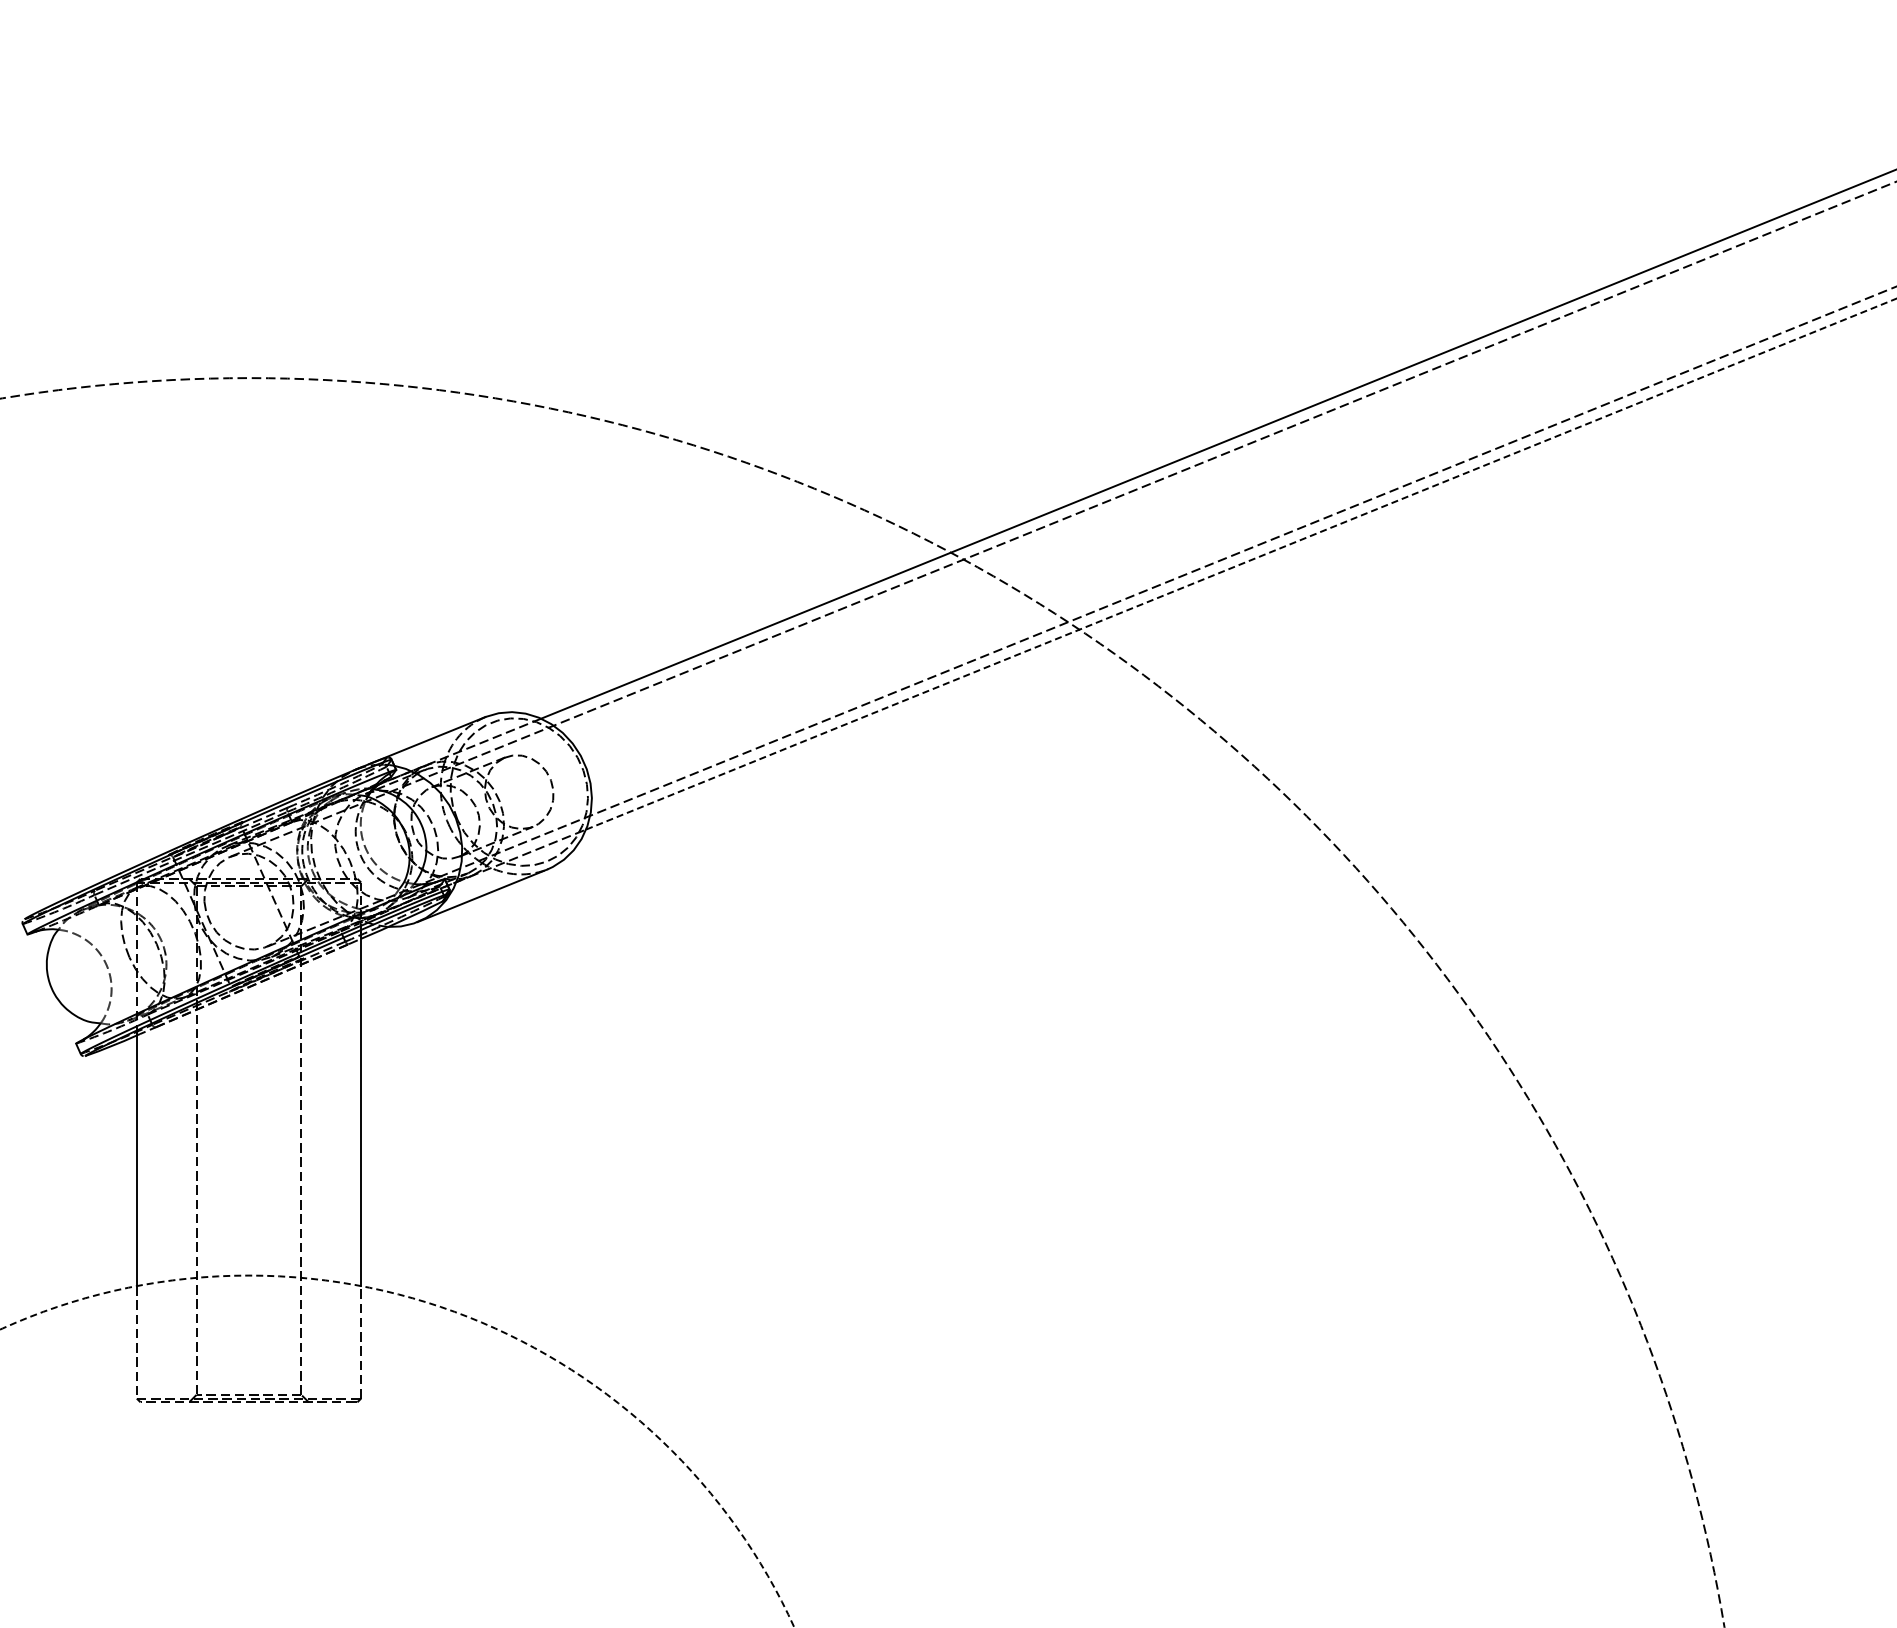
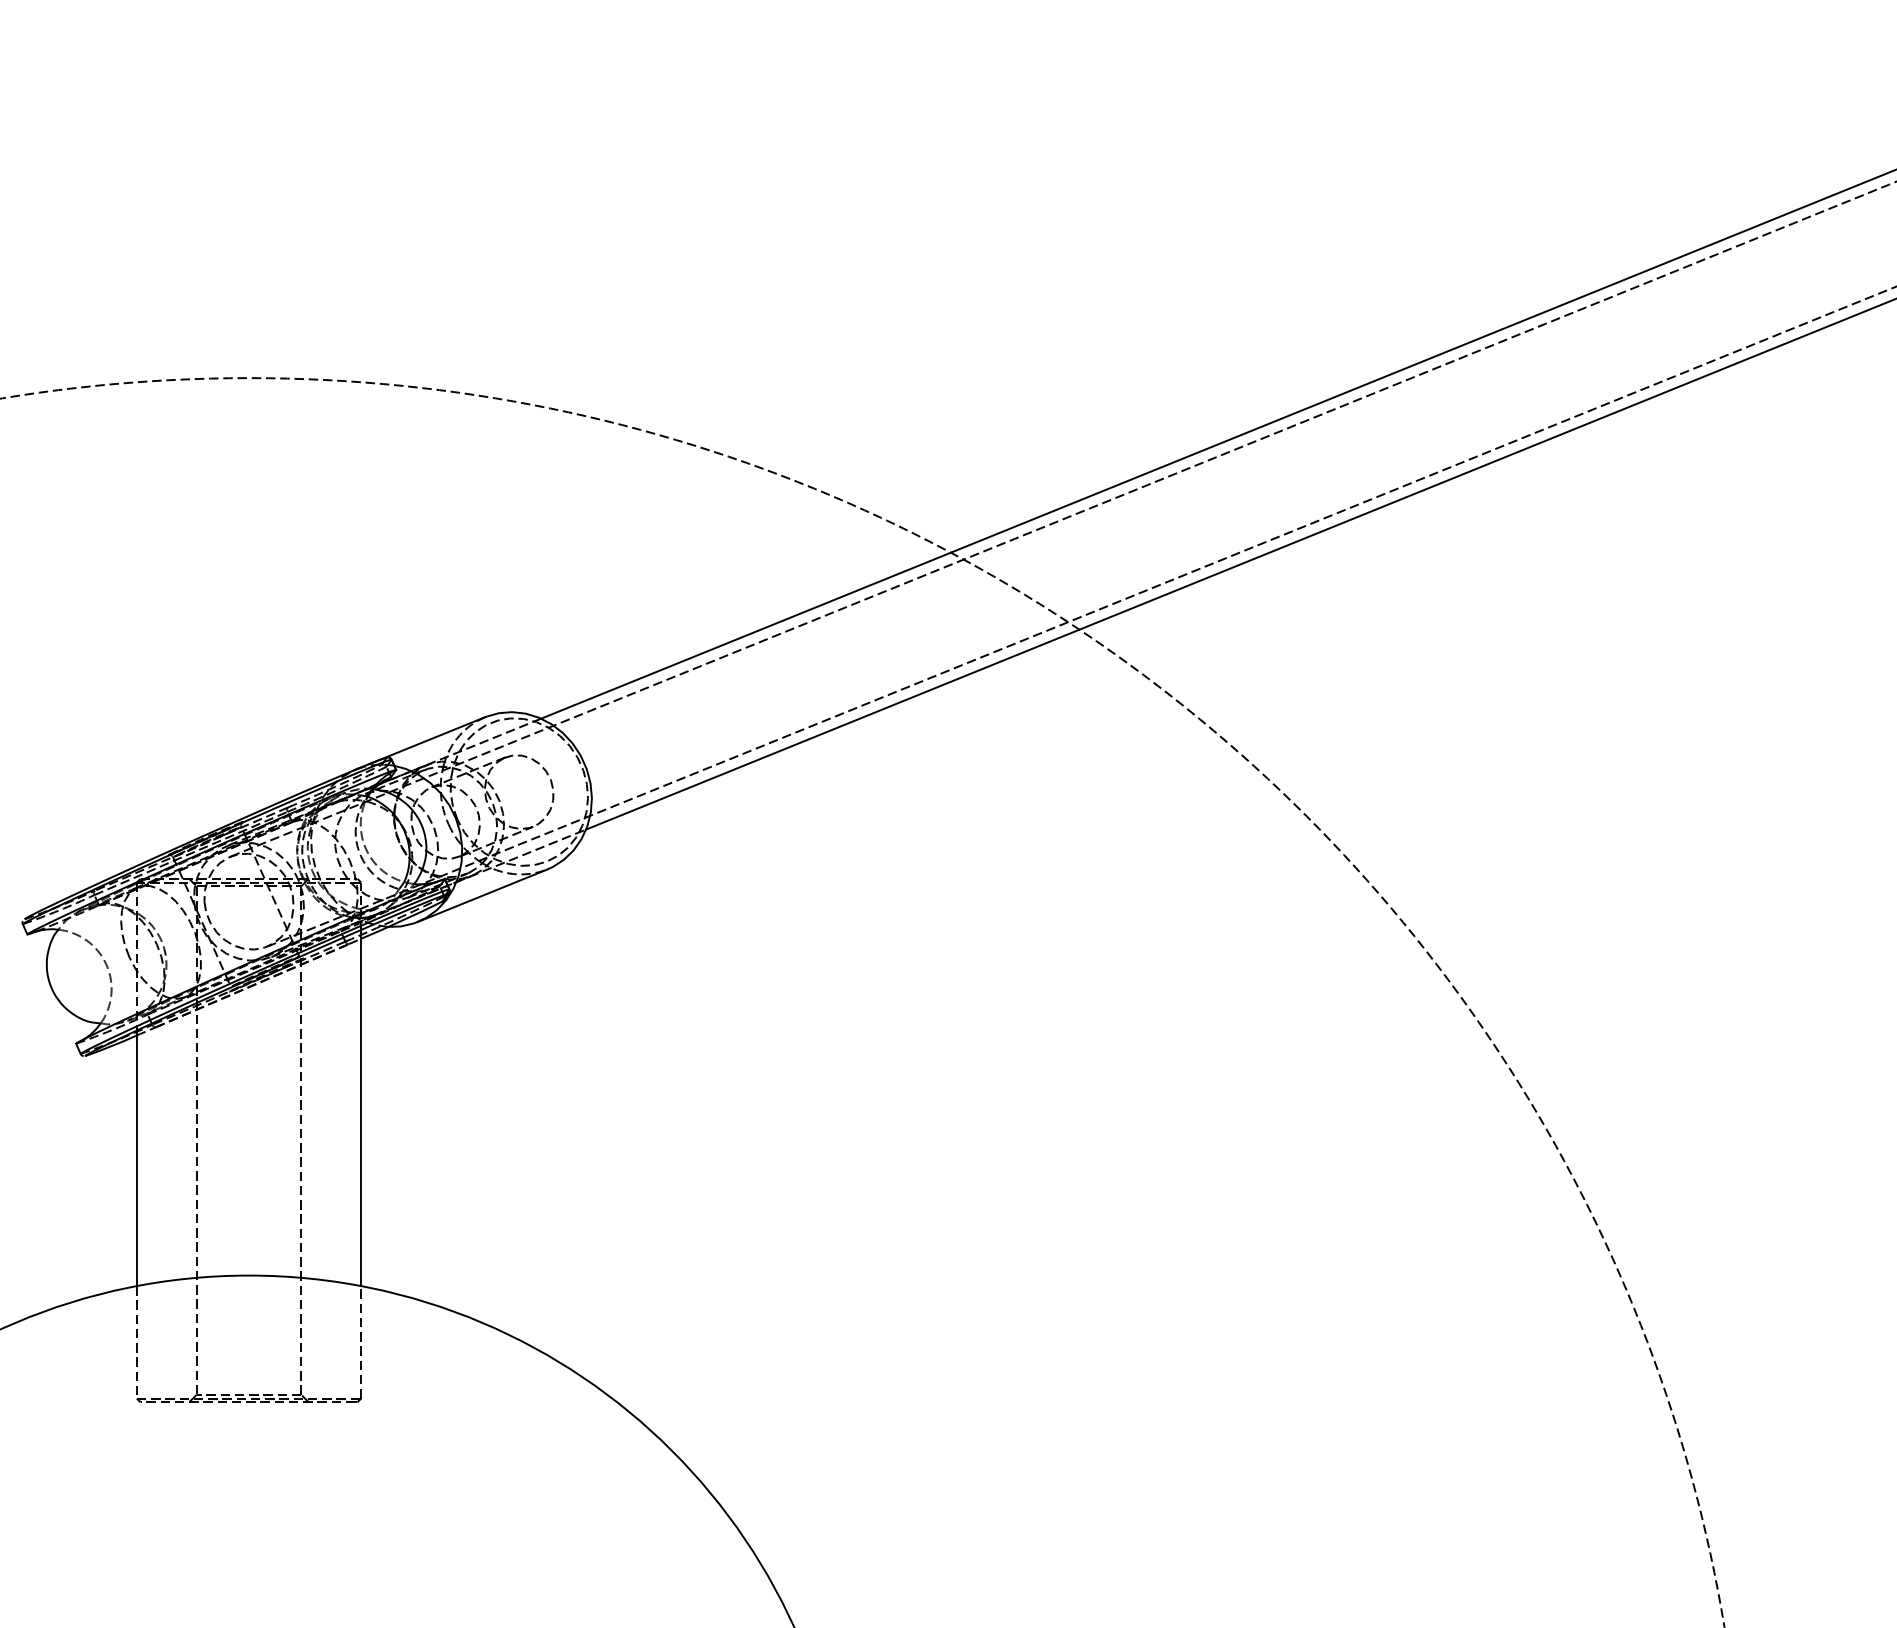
line: dashed -> solid (1241, 564)
circle: dashed -> solid (397, 1451)
